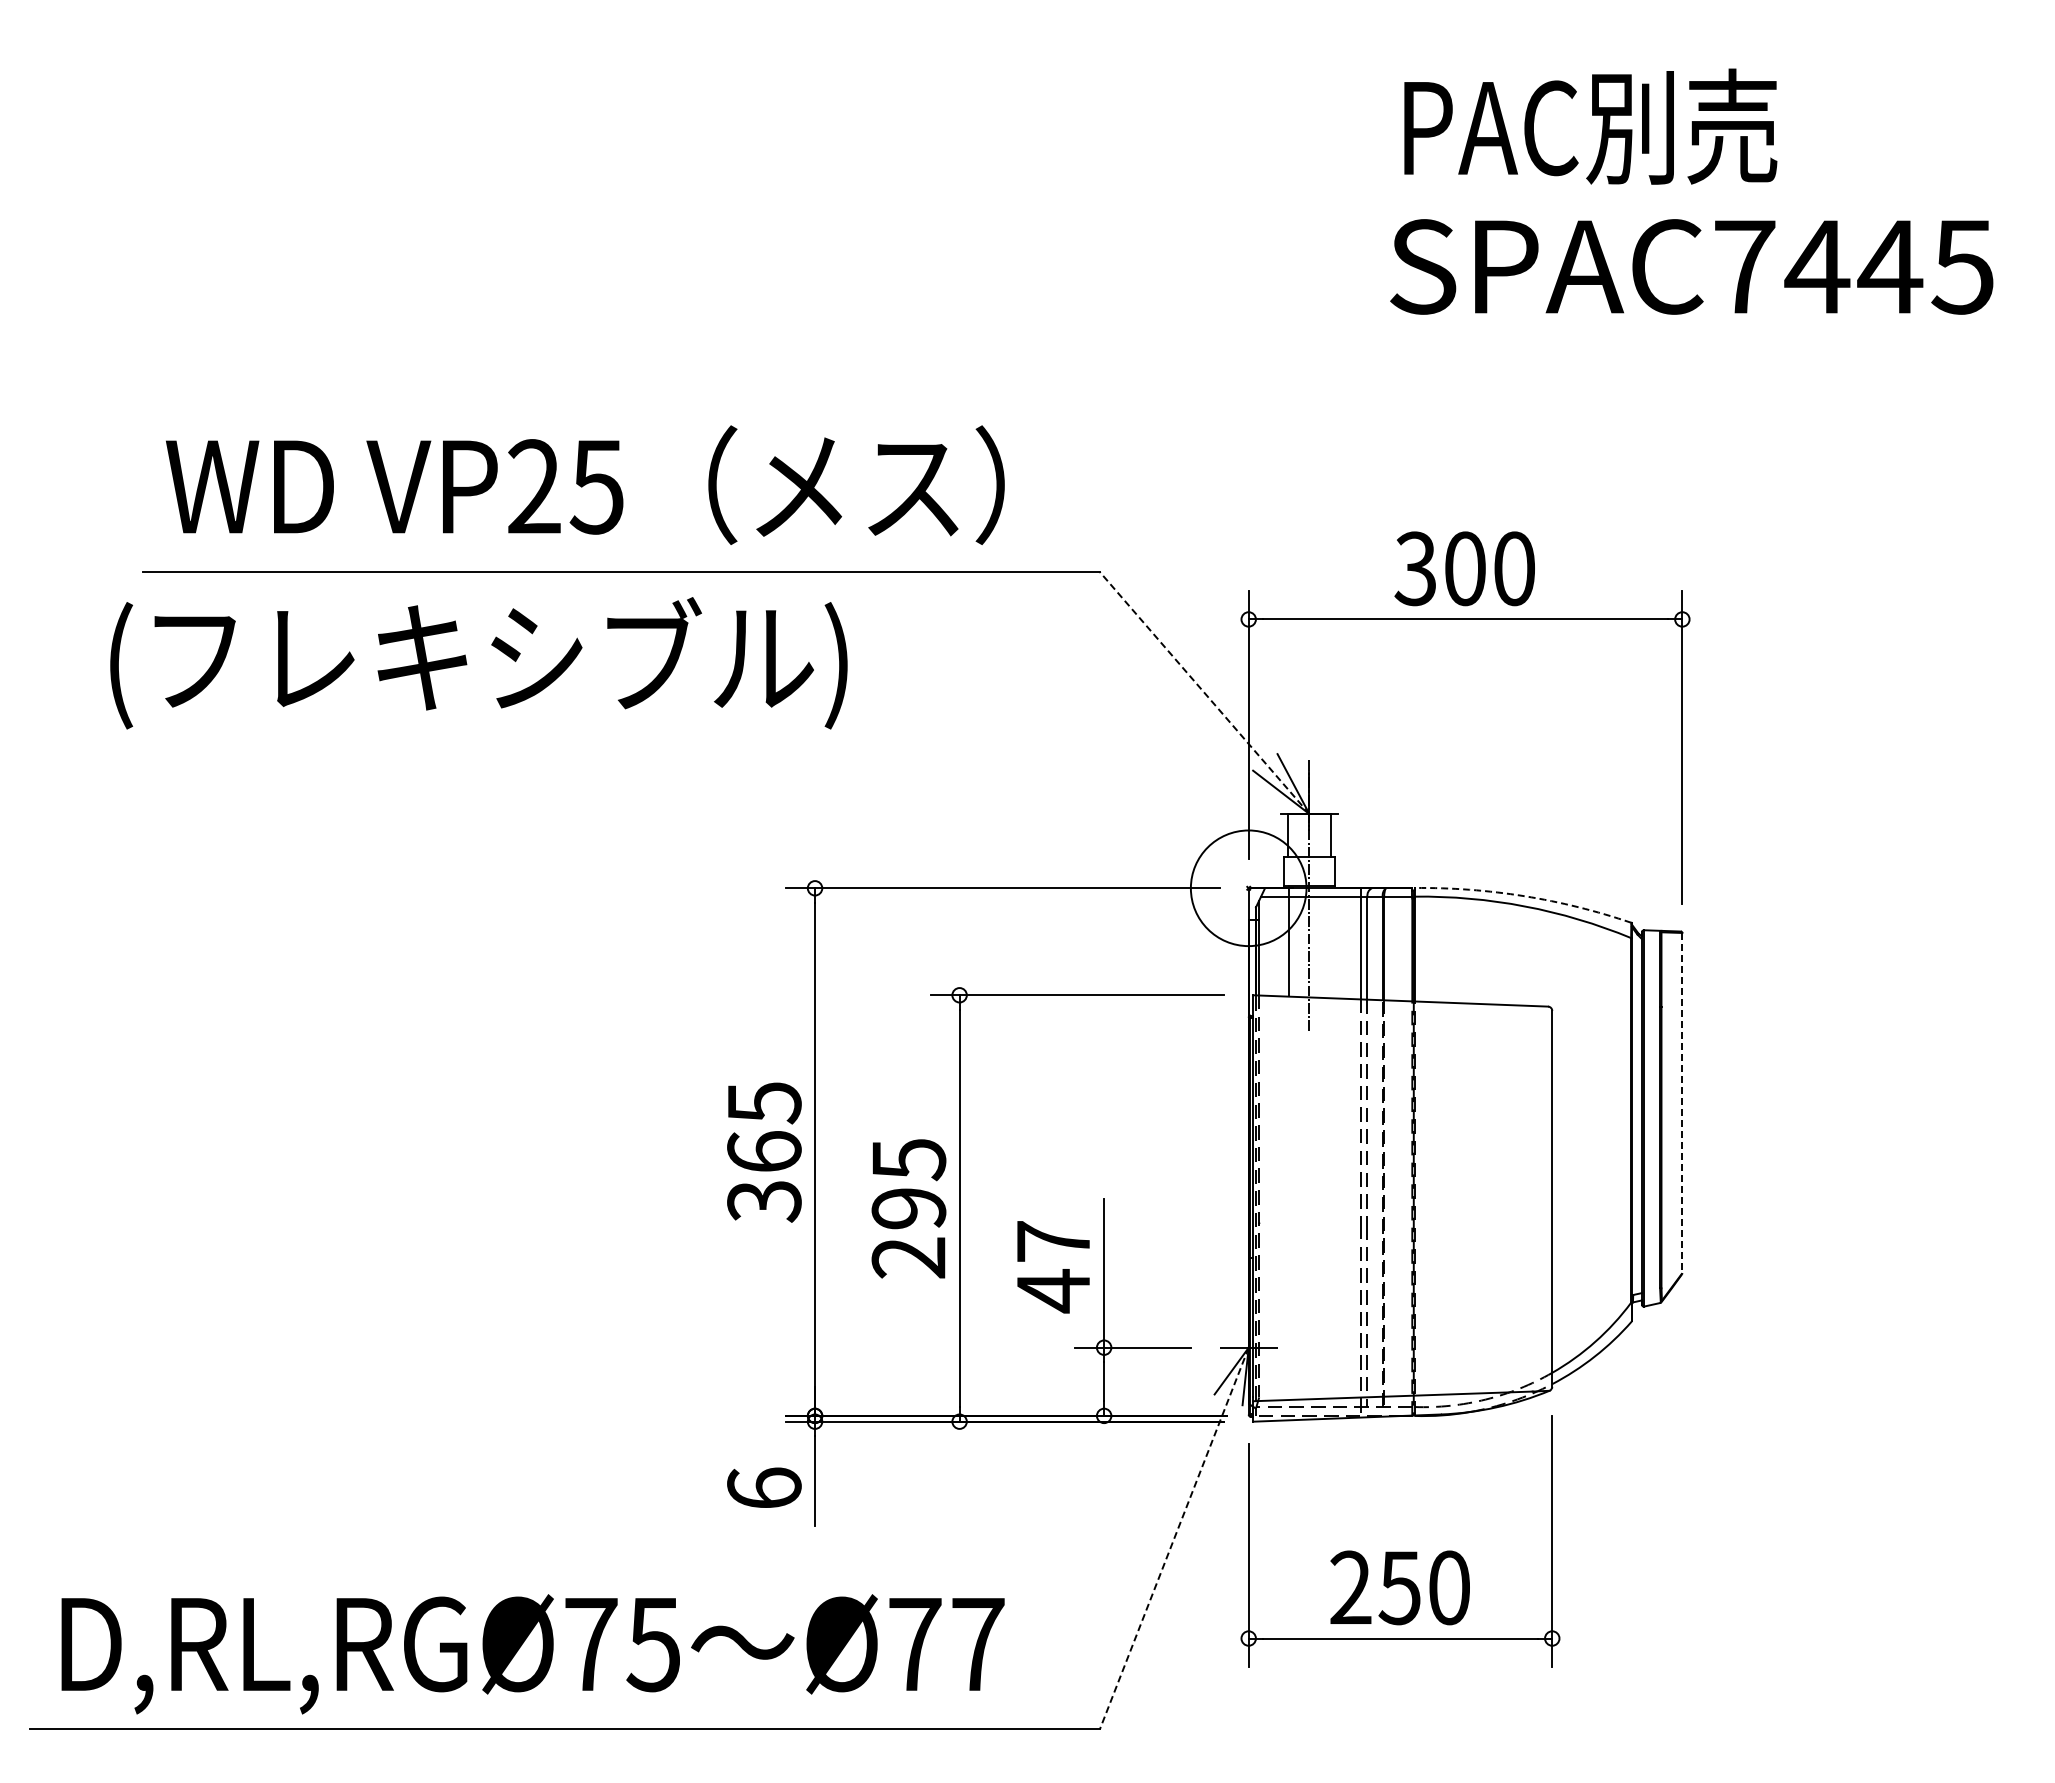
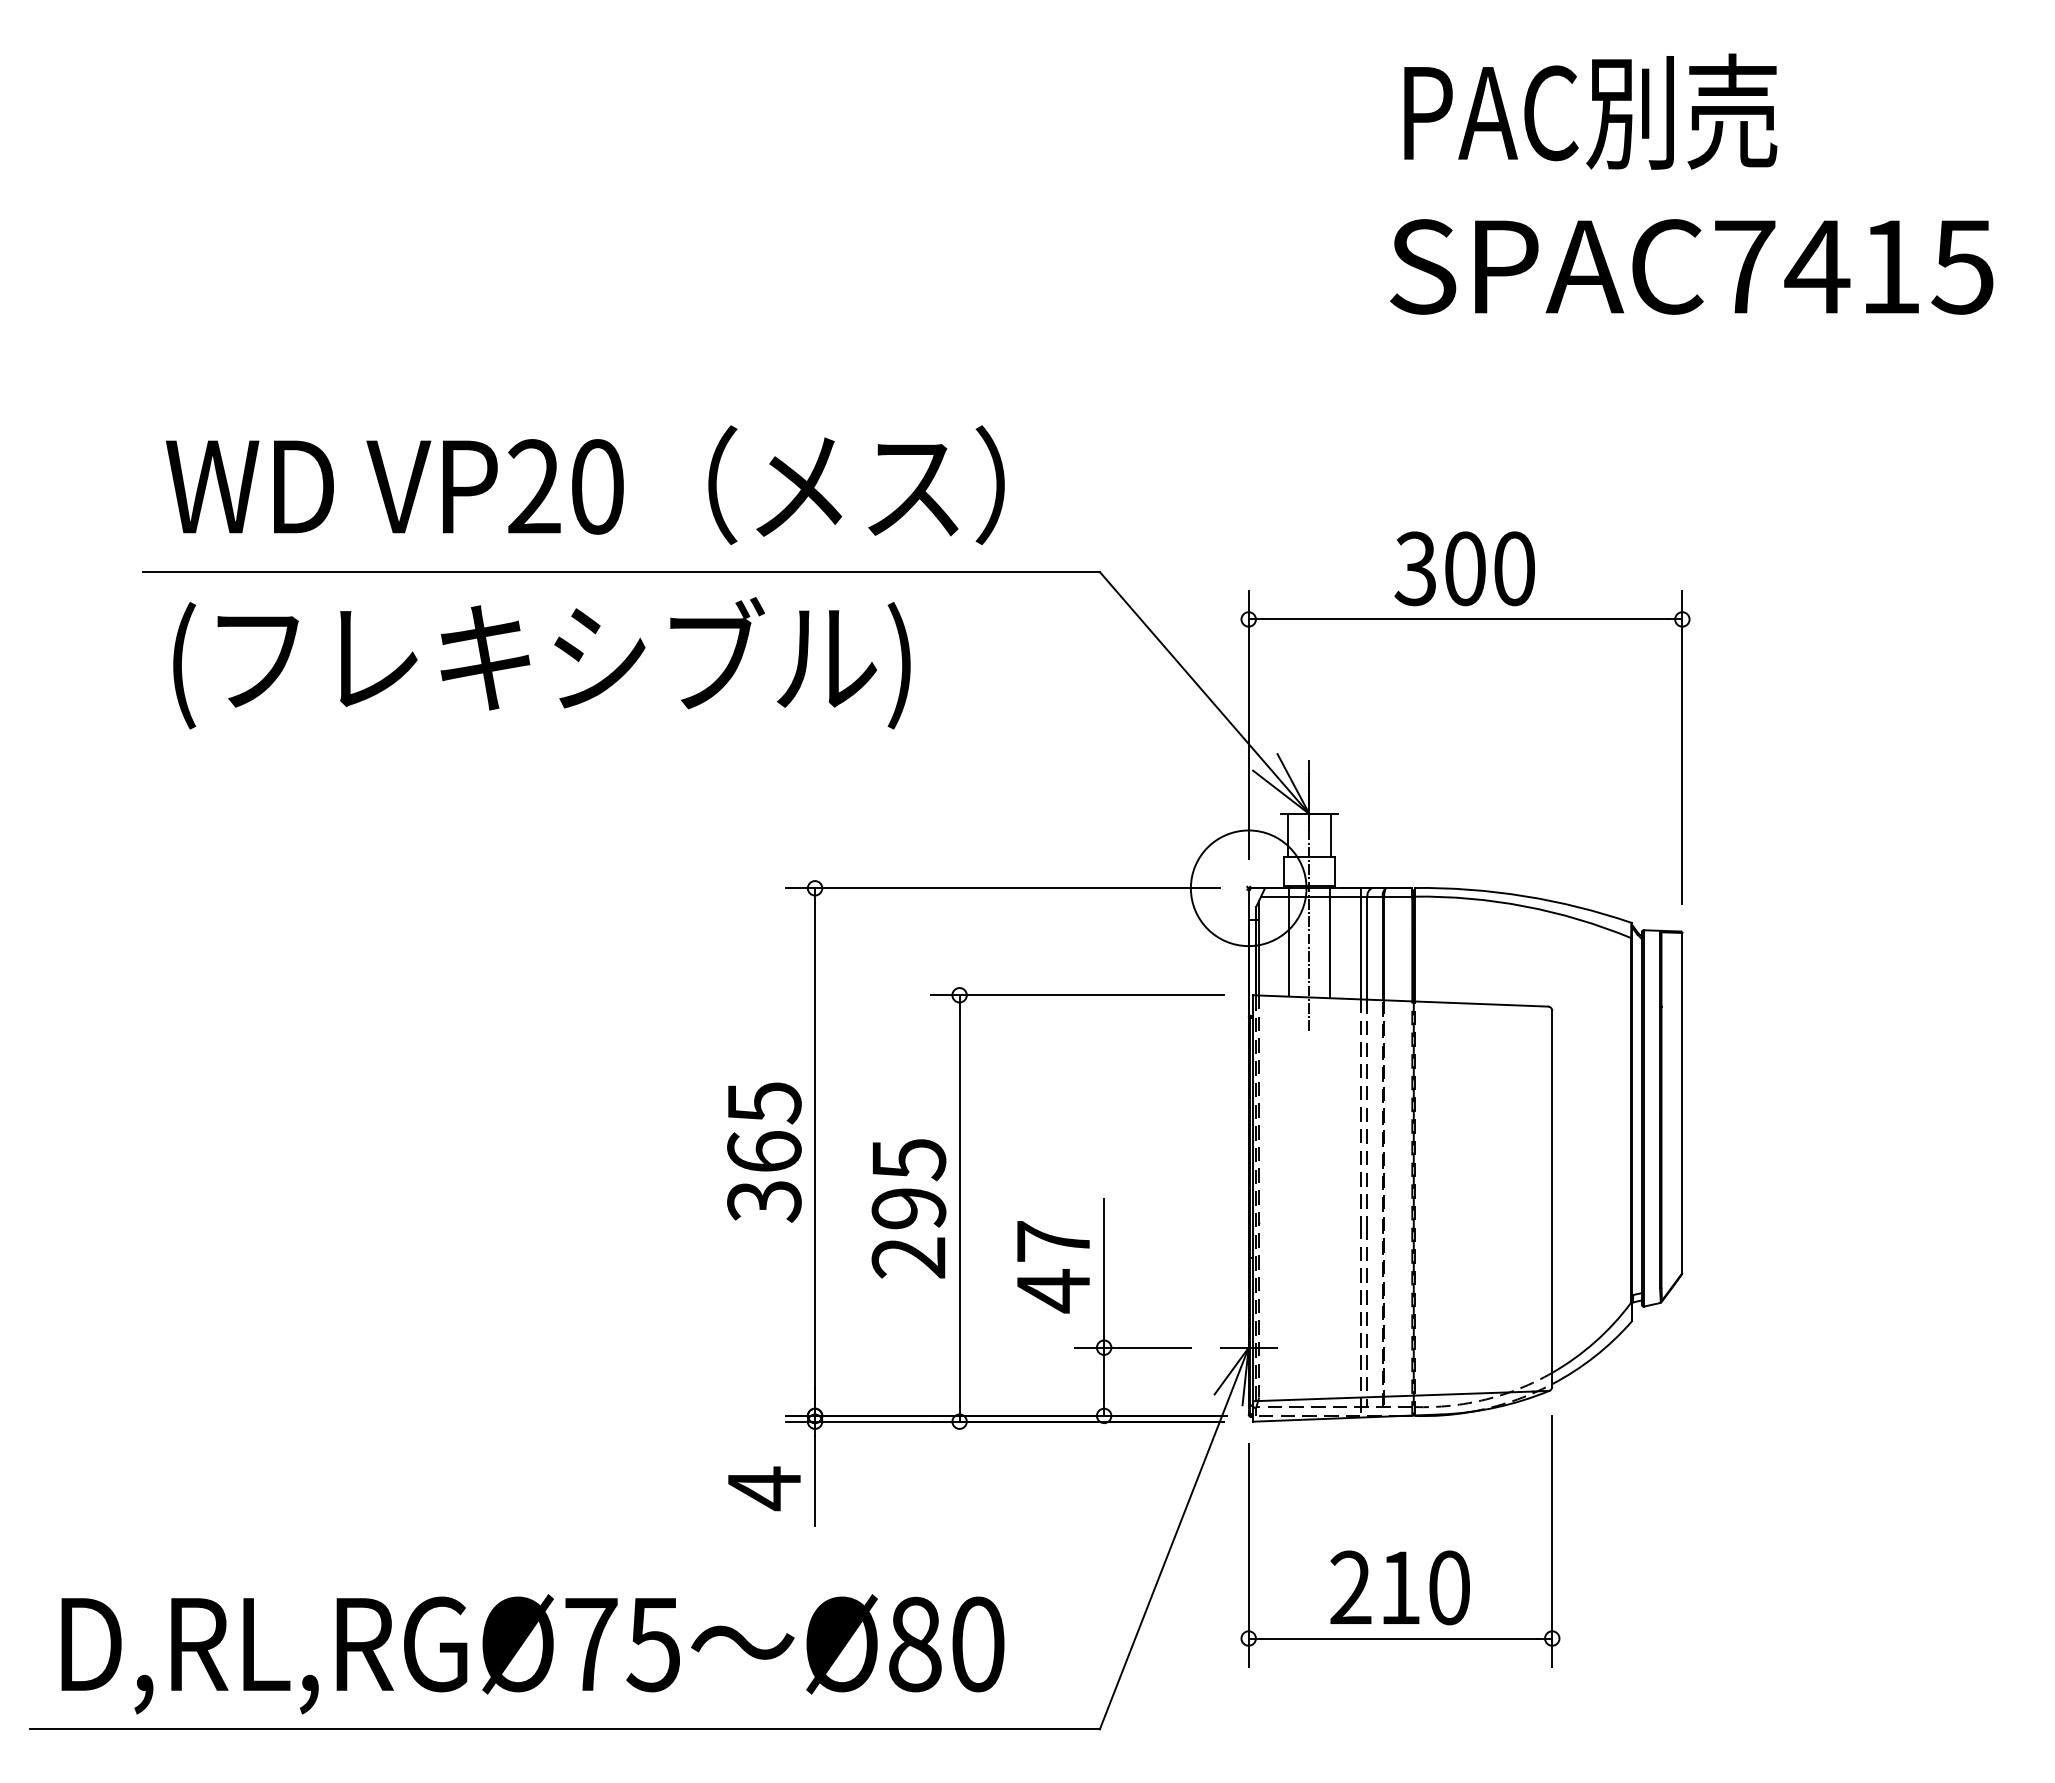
text position: (1590, 126) -> (1590, 111) (1590, 111)
text: SPAC7445 -> SPAC7415 (1890, 266)
text: VP25 -> VP20 (596, 486)
text position: (478, 663) -> (541, 663) (541, 663)
line: dashed -> solid (1204, 692)
arc: dashed -> solid (1524, 896)
line: none -> present (1330, 941)
line: dashed -> solid (1682, 1103)
text: 6 -> 4 (764, 1488)
line: dashed -> solid (1174, 1538)
text: 250 -> 210 (1399, 1588)
text: Ø77 -> Ø80 (946, 1644)
